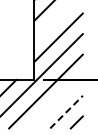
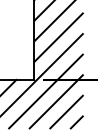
line: none -> present (53, 21)
line: none -> present (55, 101)
line: dashed -> solid (66, 111)
